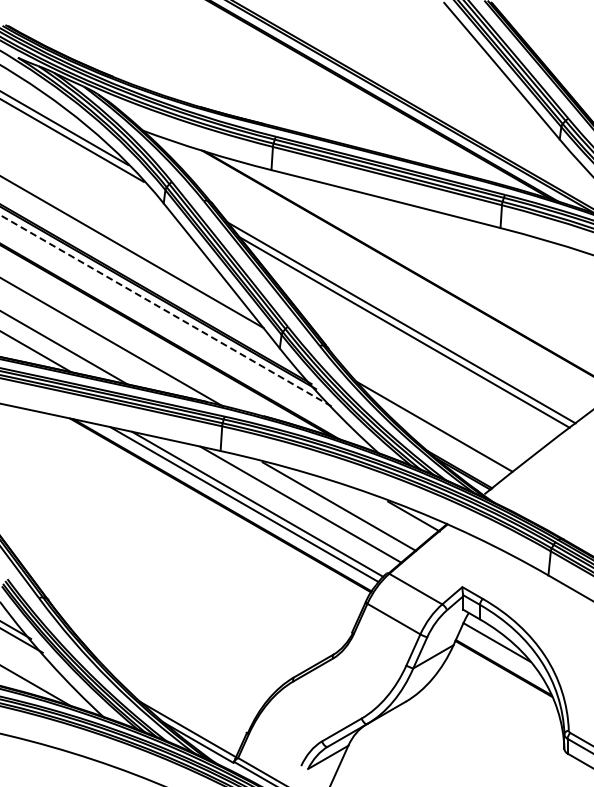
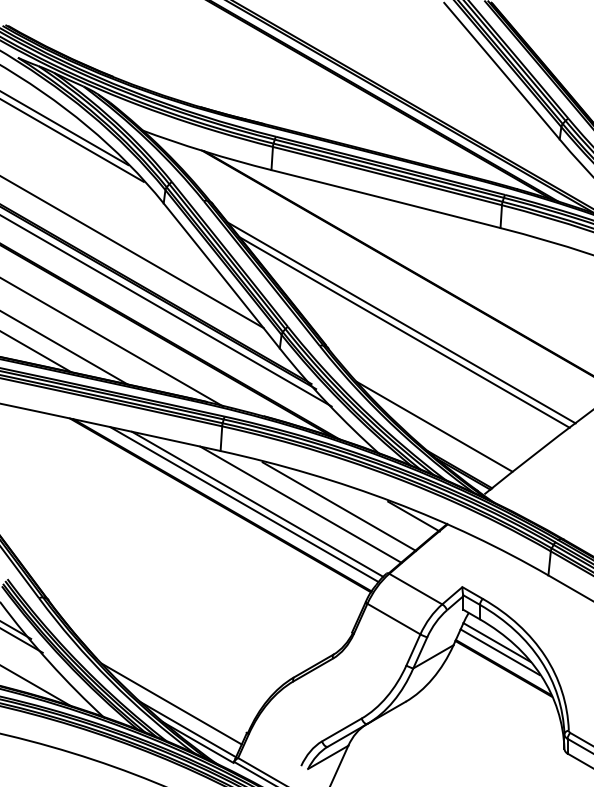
line: dashed -> solid (165, 310)
line: none -> present (499, 652)
line: none -> present (171, 703)
